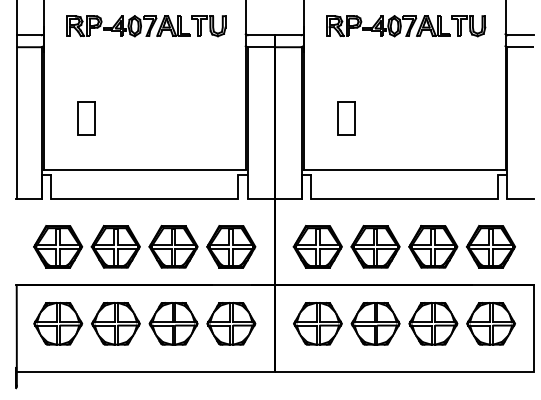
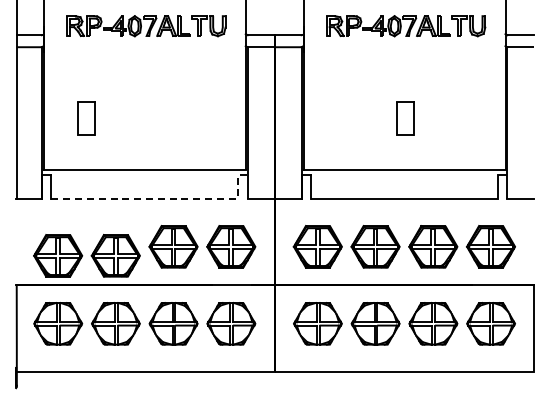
part position: (346, 118) -> (405, 118) (405, 118)
line: solid -> dashed (163, 198)
part position: (86, 246) -> (86, 255) (86, 255)
